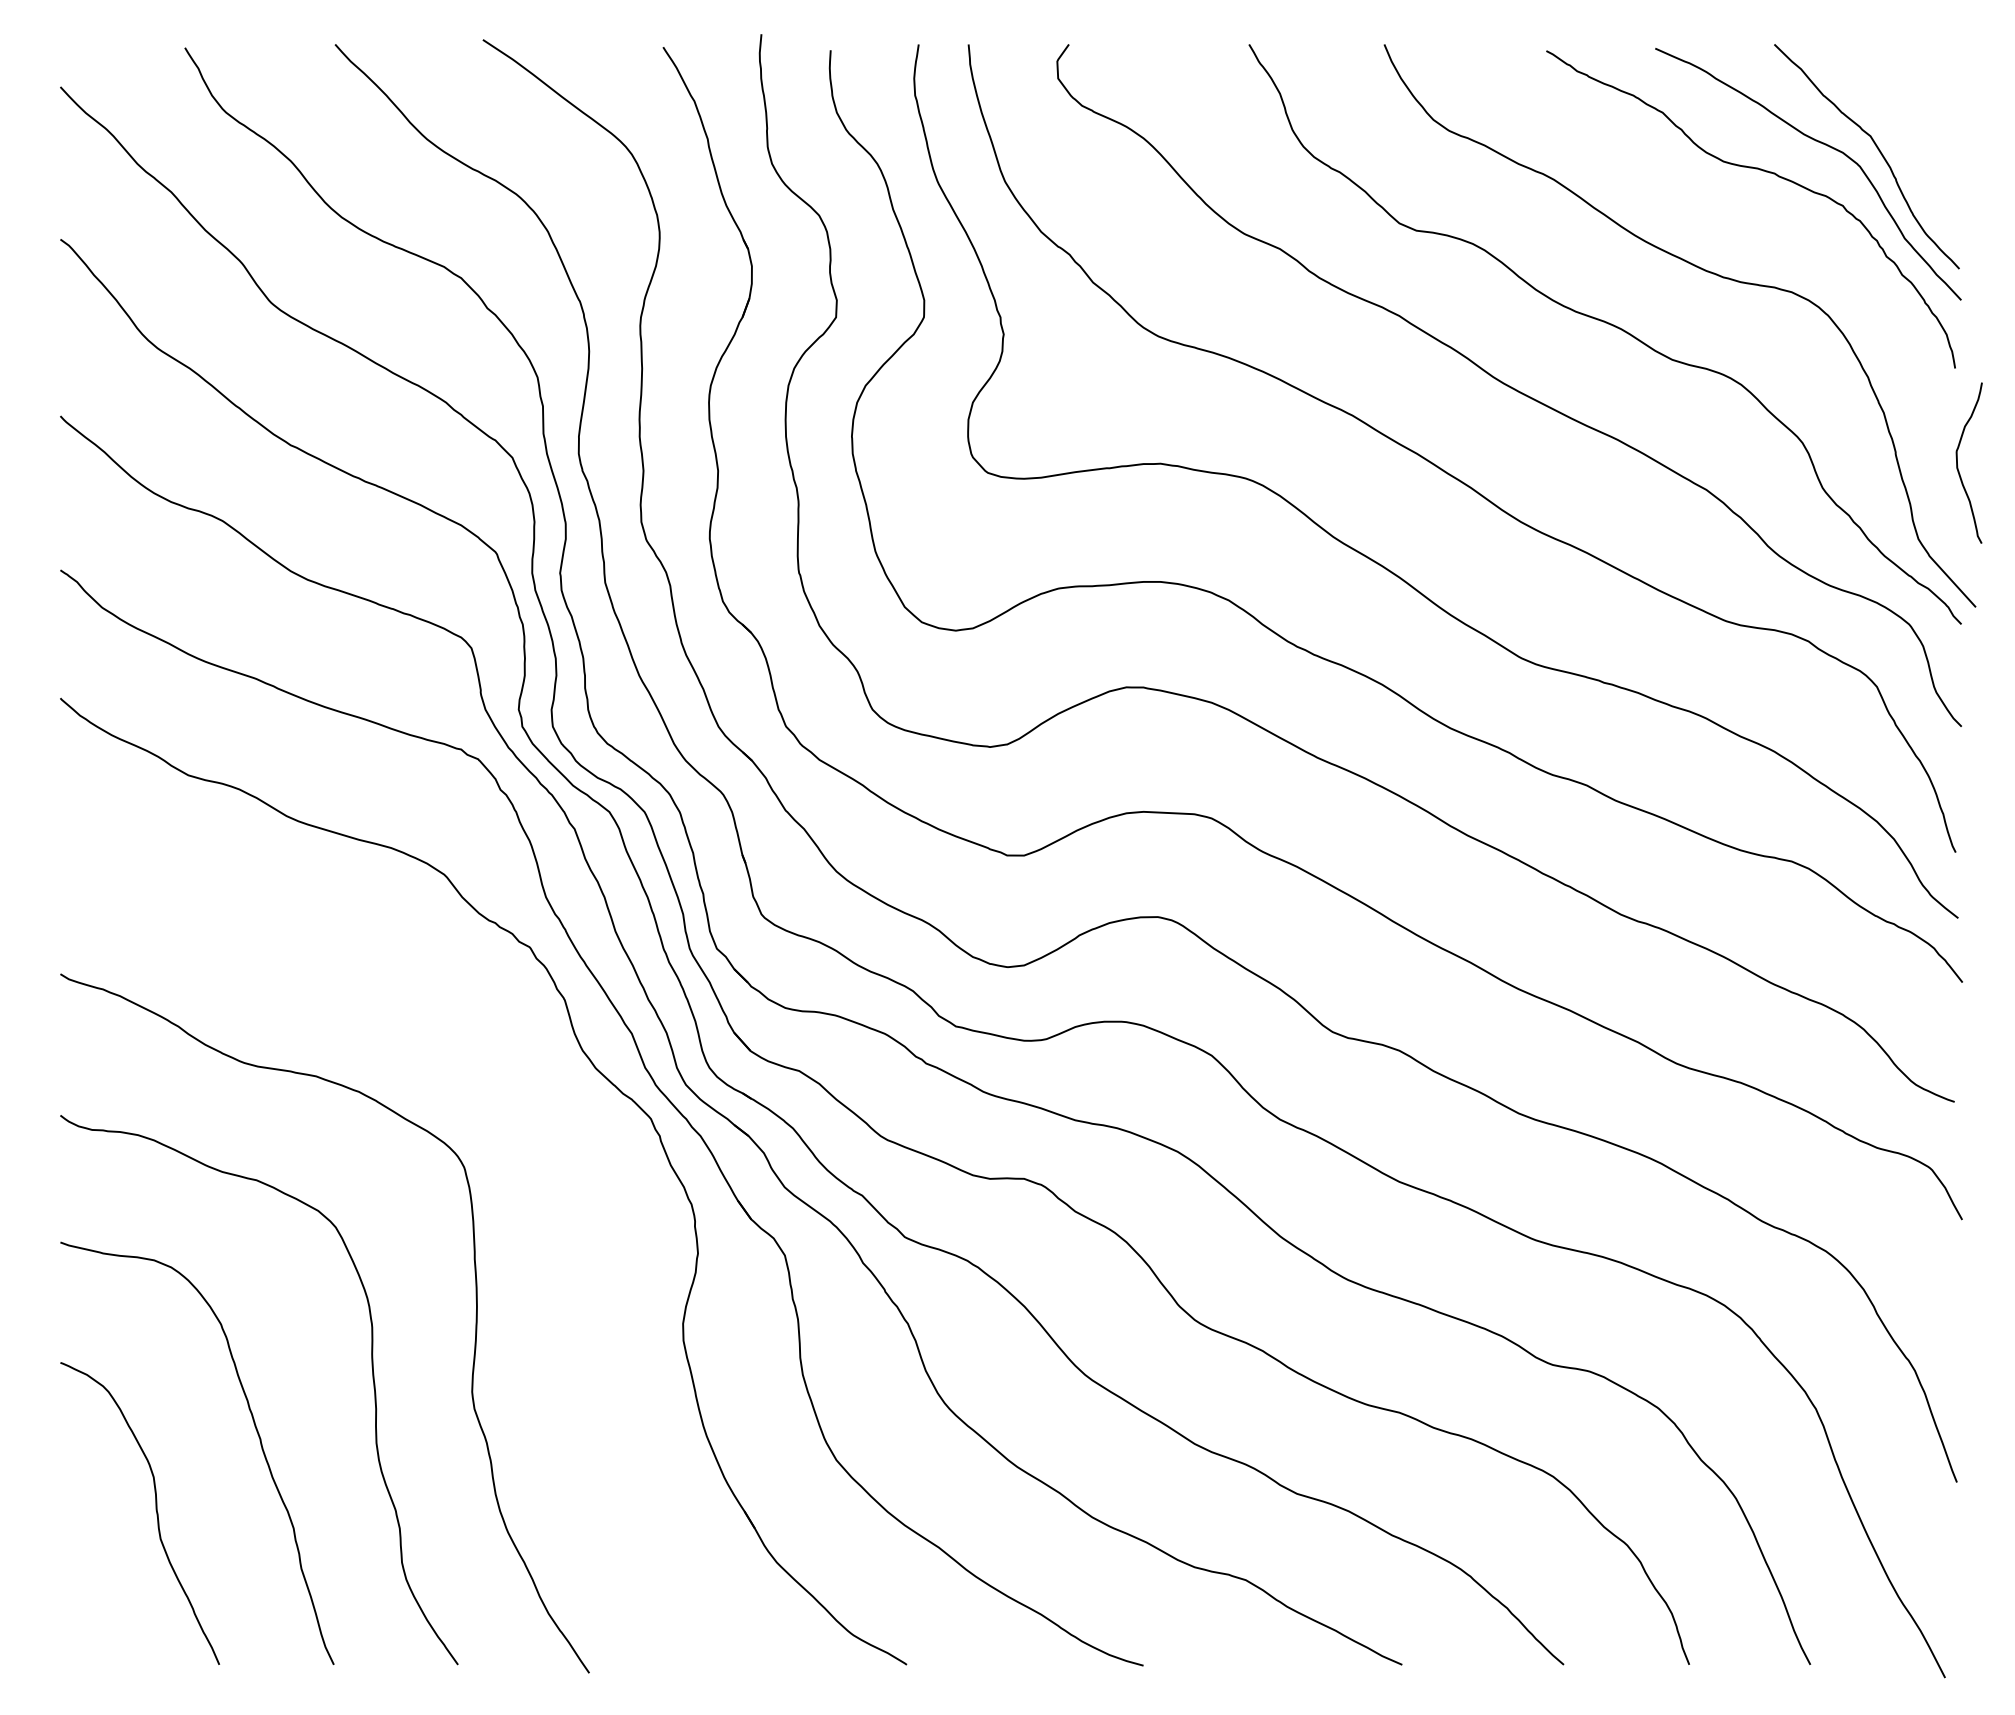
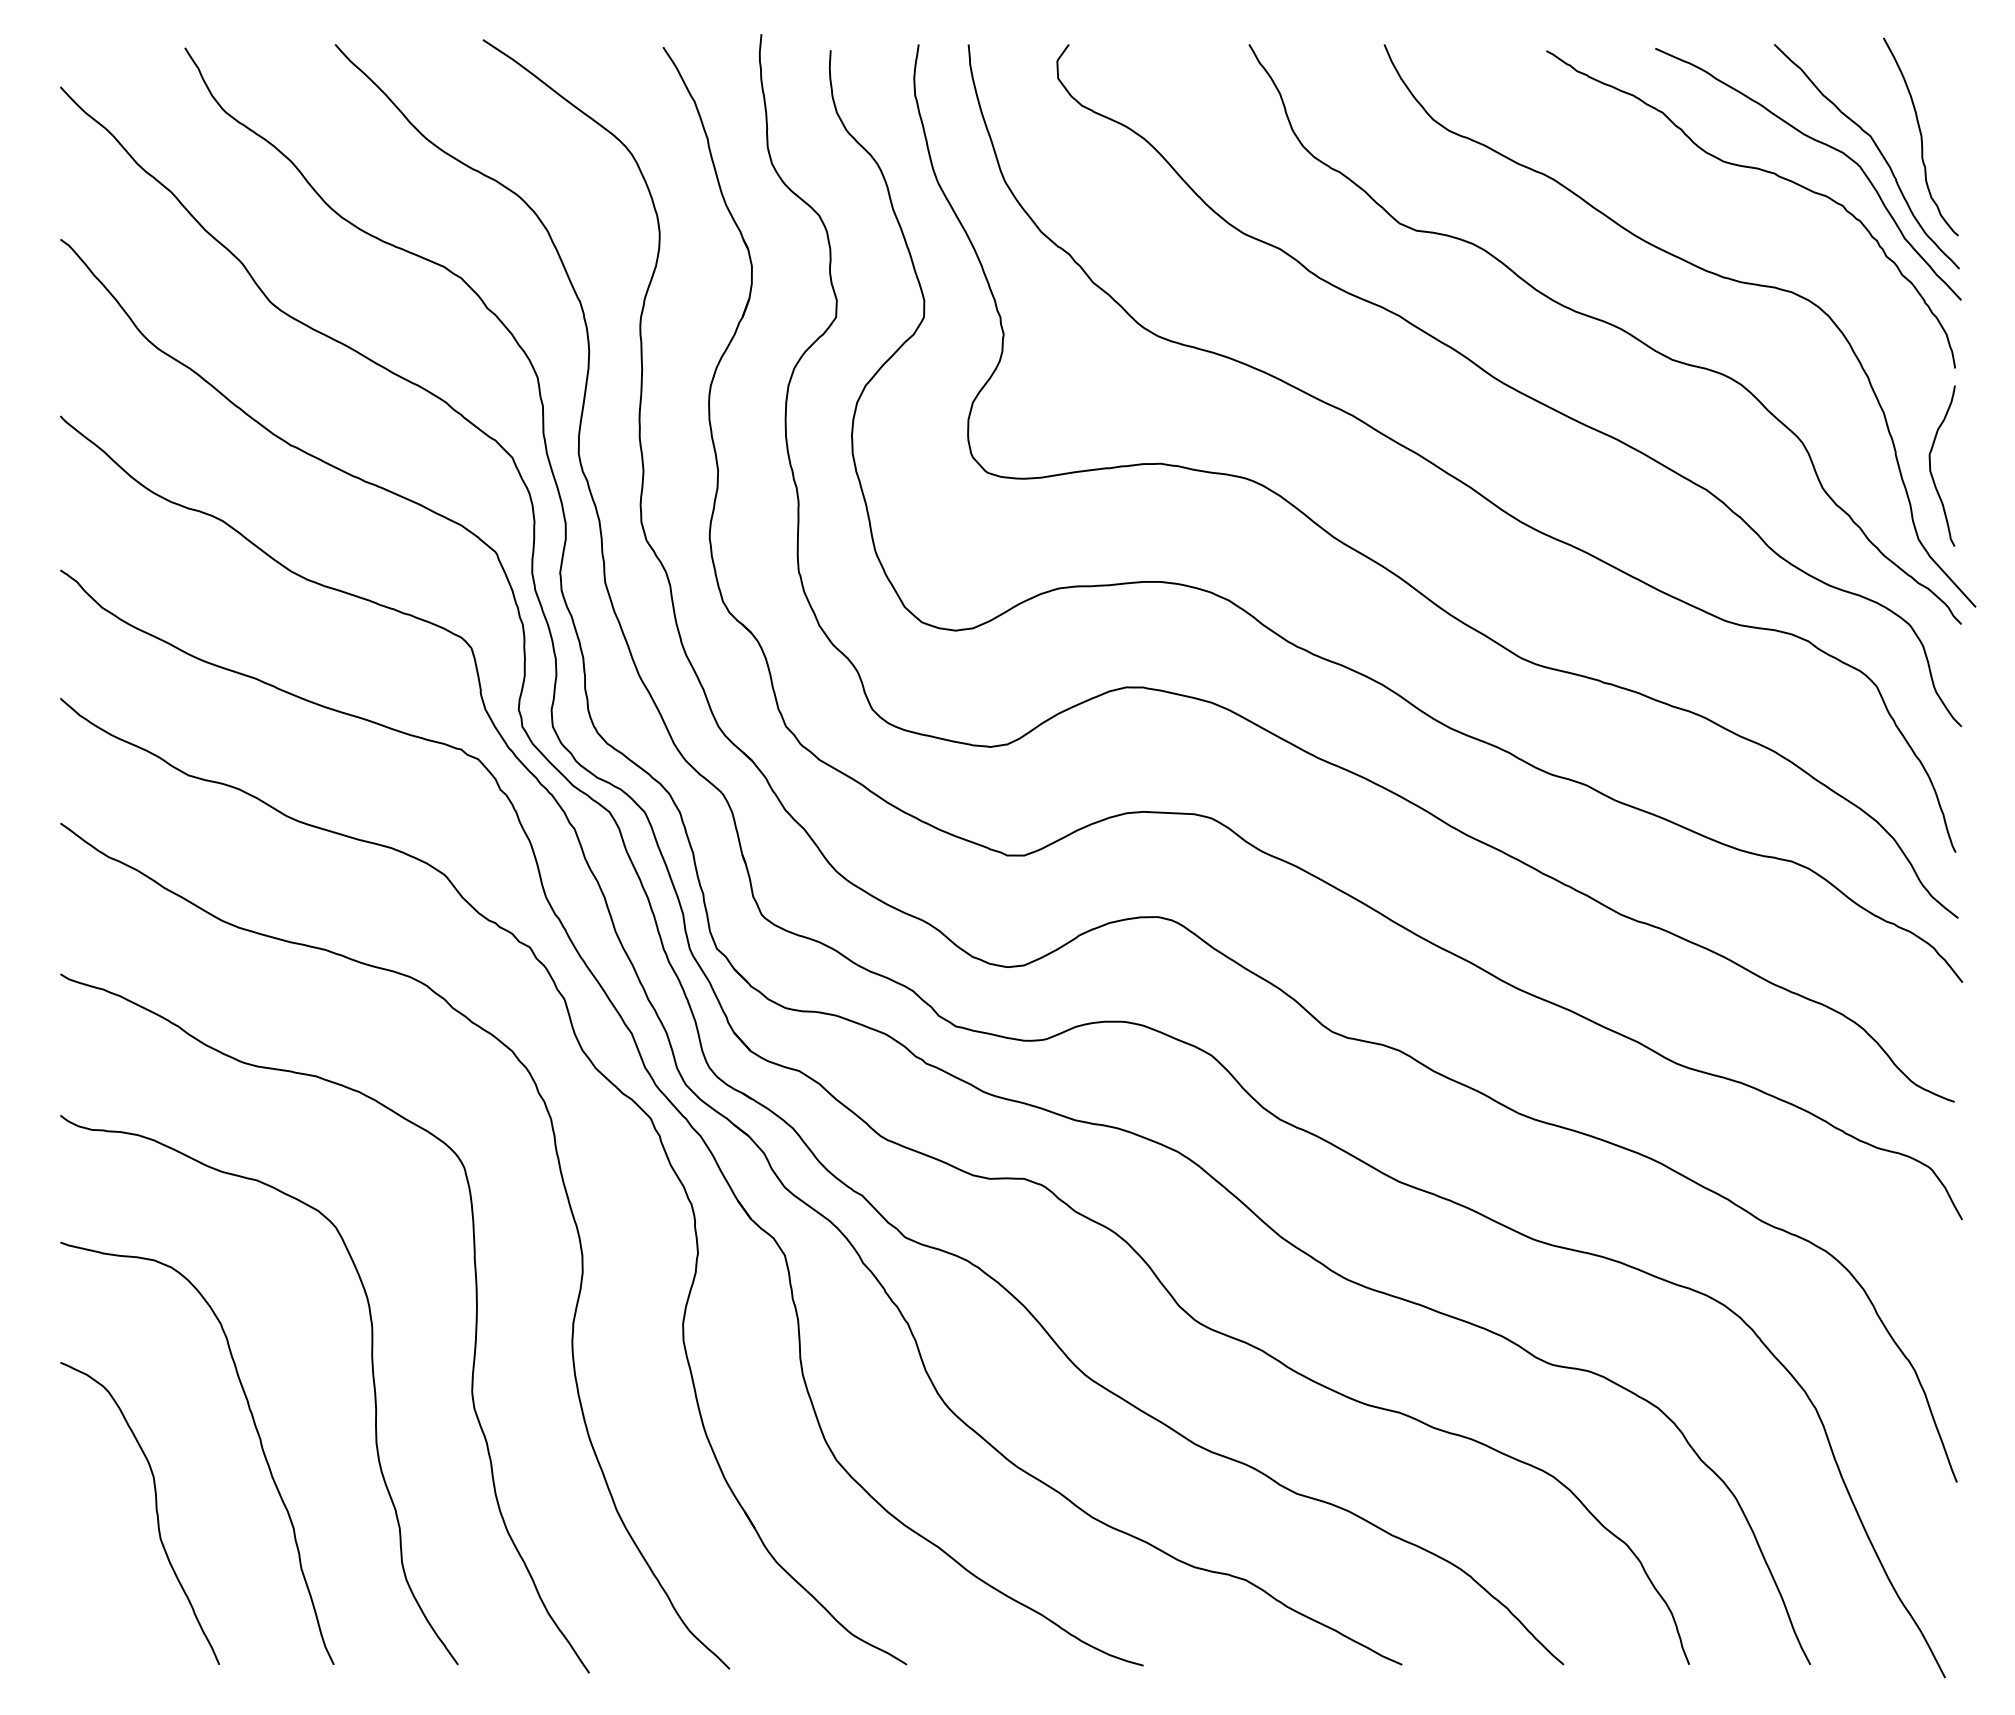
curve: none -> present (1920, 136)
curve position: (1958, 466) -> (1931, 469) (1931, 469)
curve: none -> present (566, 1197)
